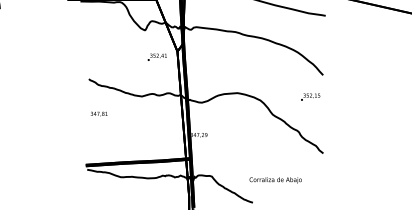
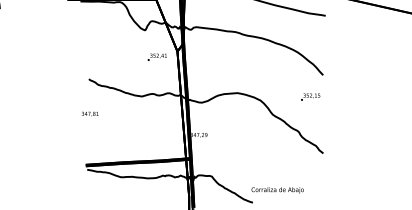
text position: (98, 113) -> (89, 113) (89, 113)
text position: (275, 180) -> (277, 190) (277, 190)
